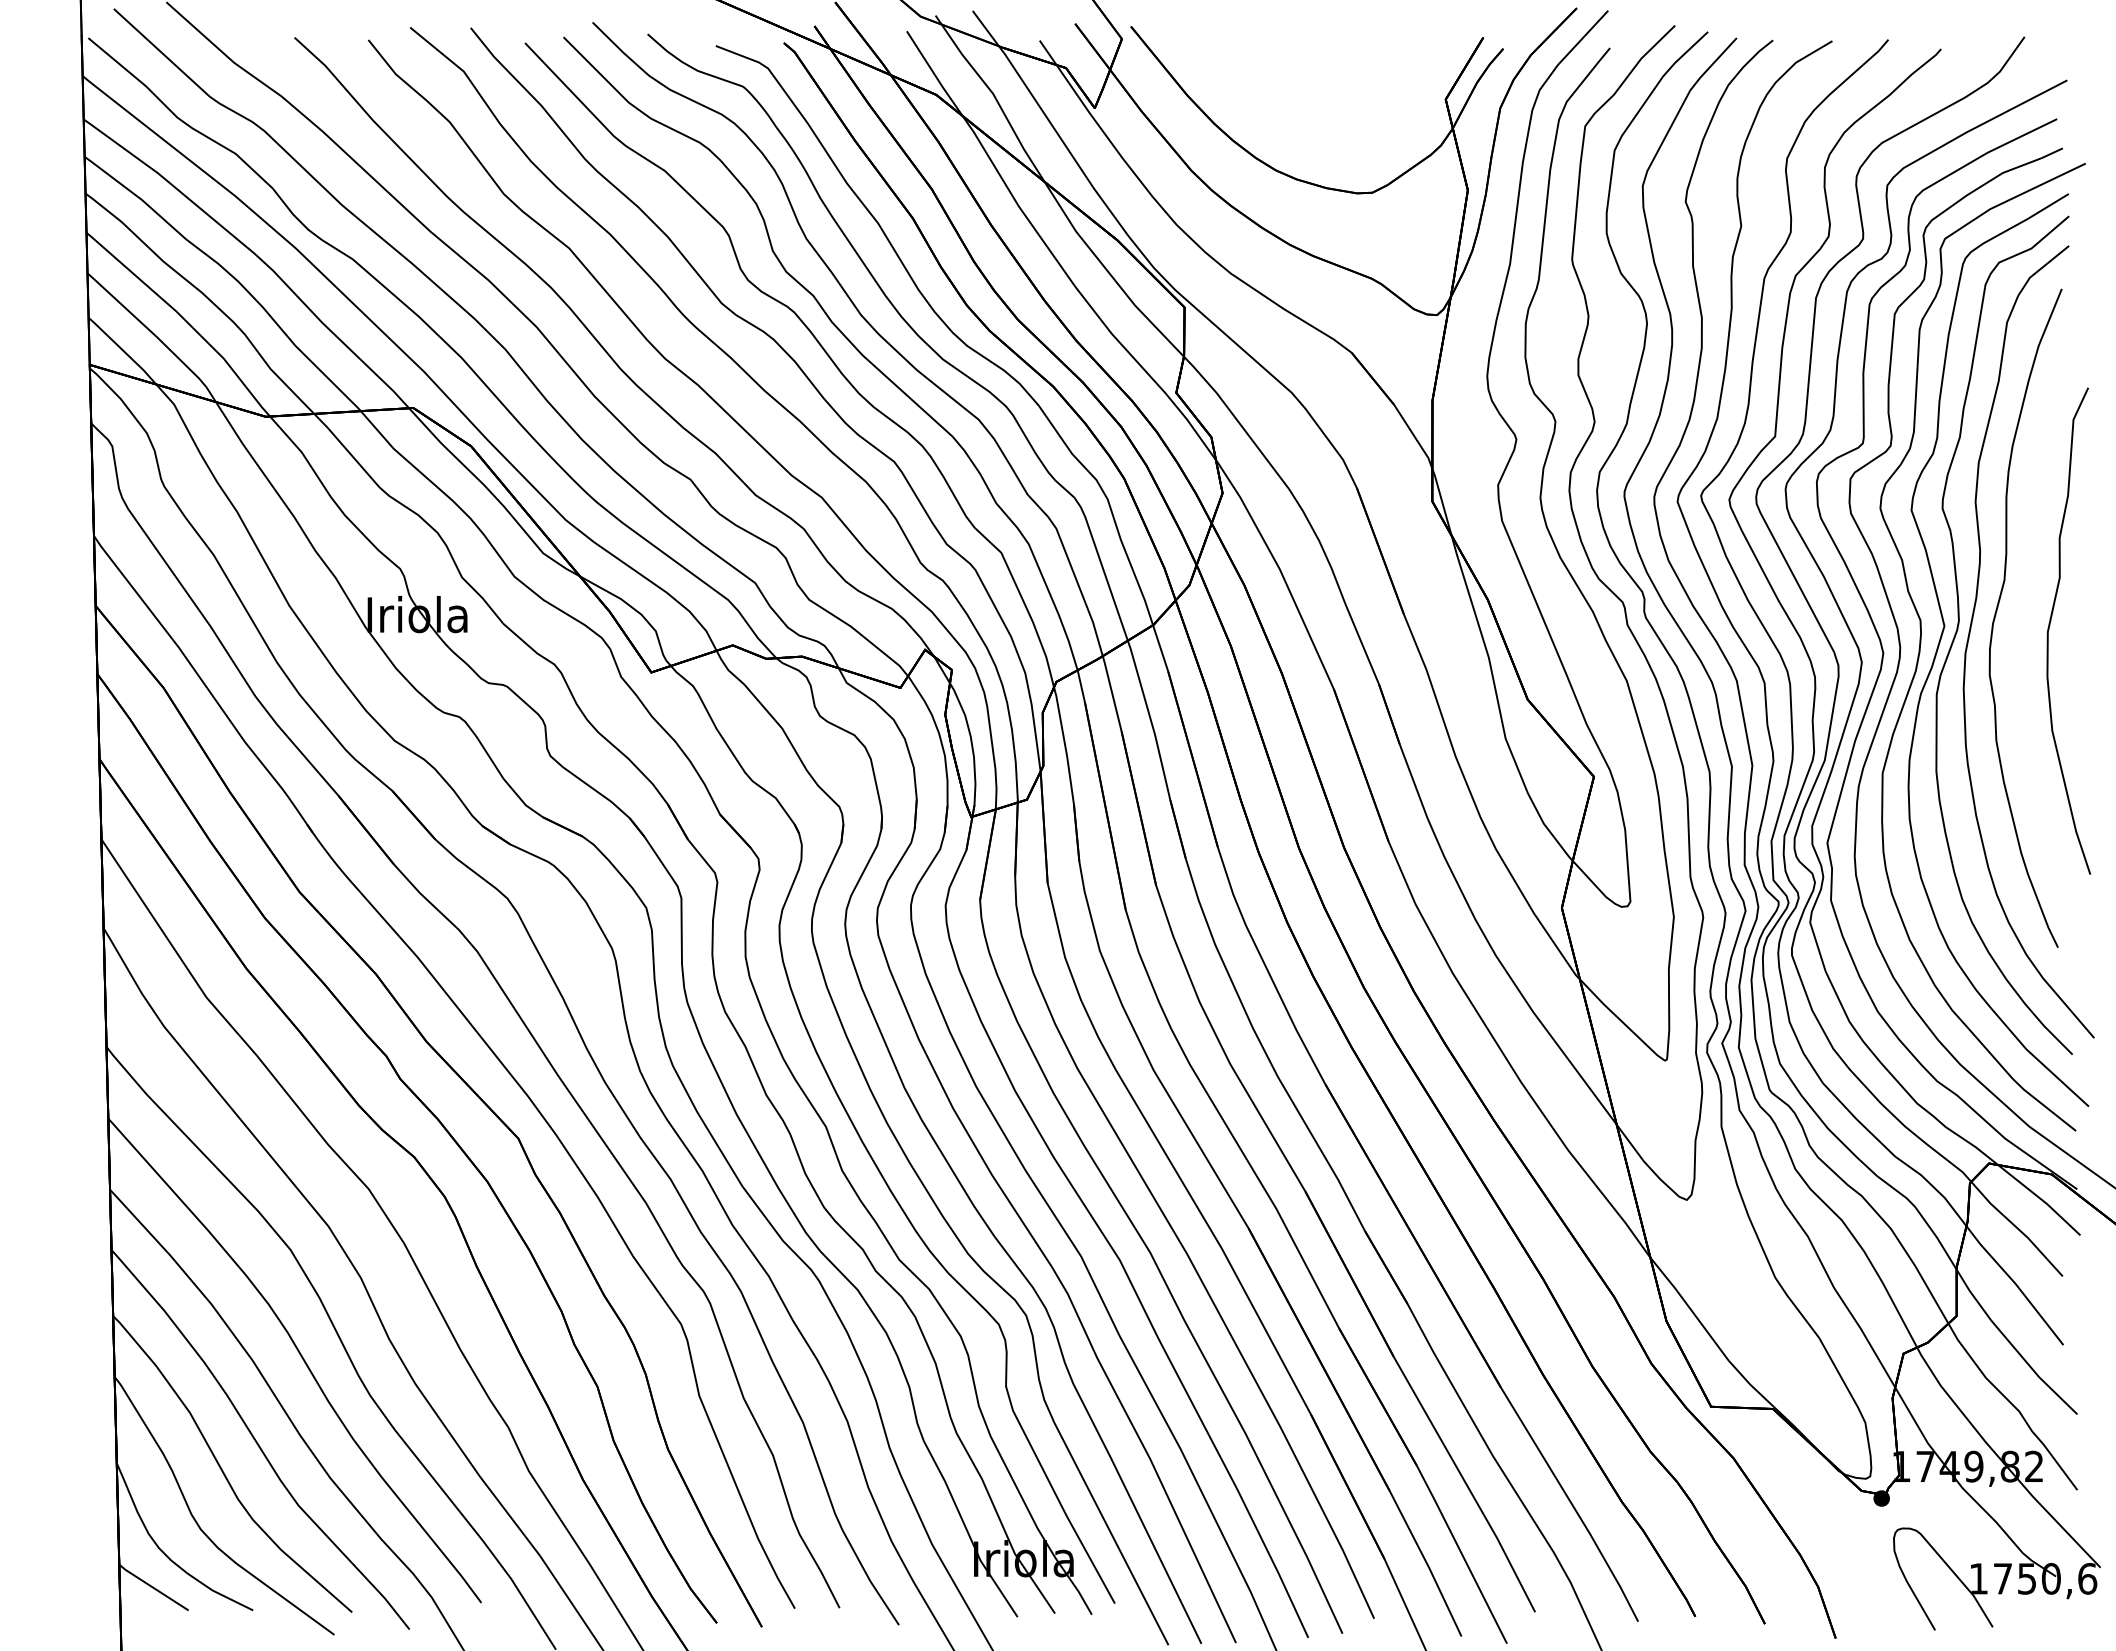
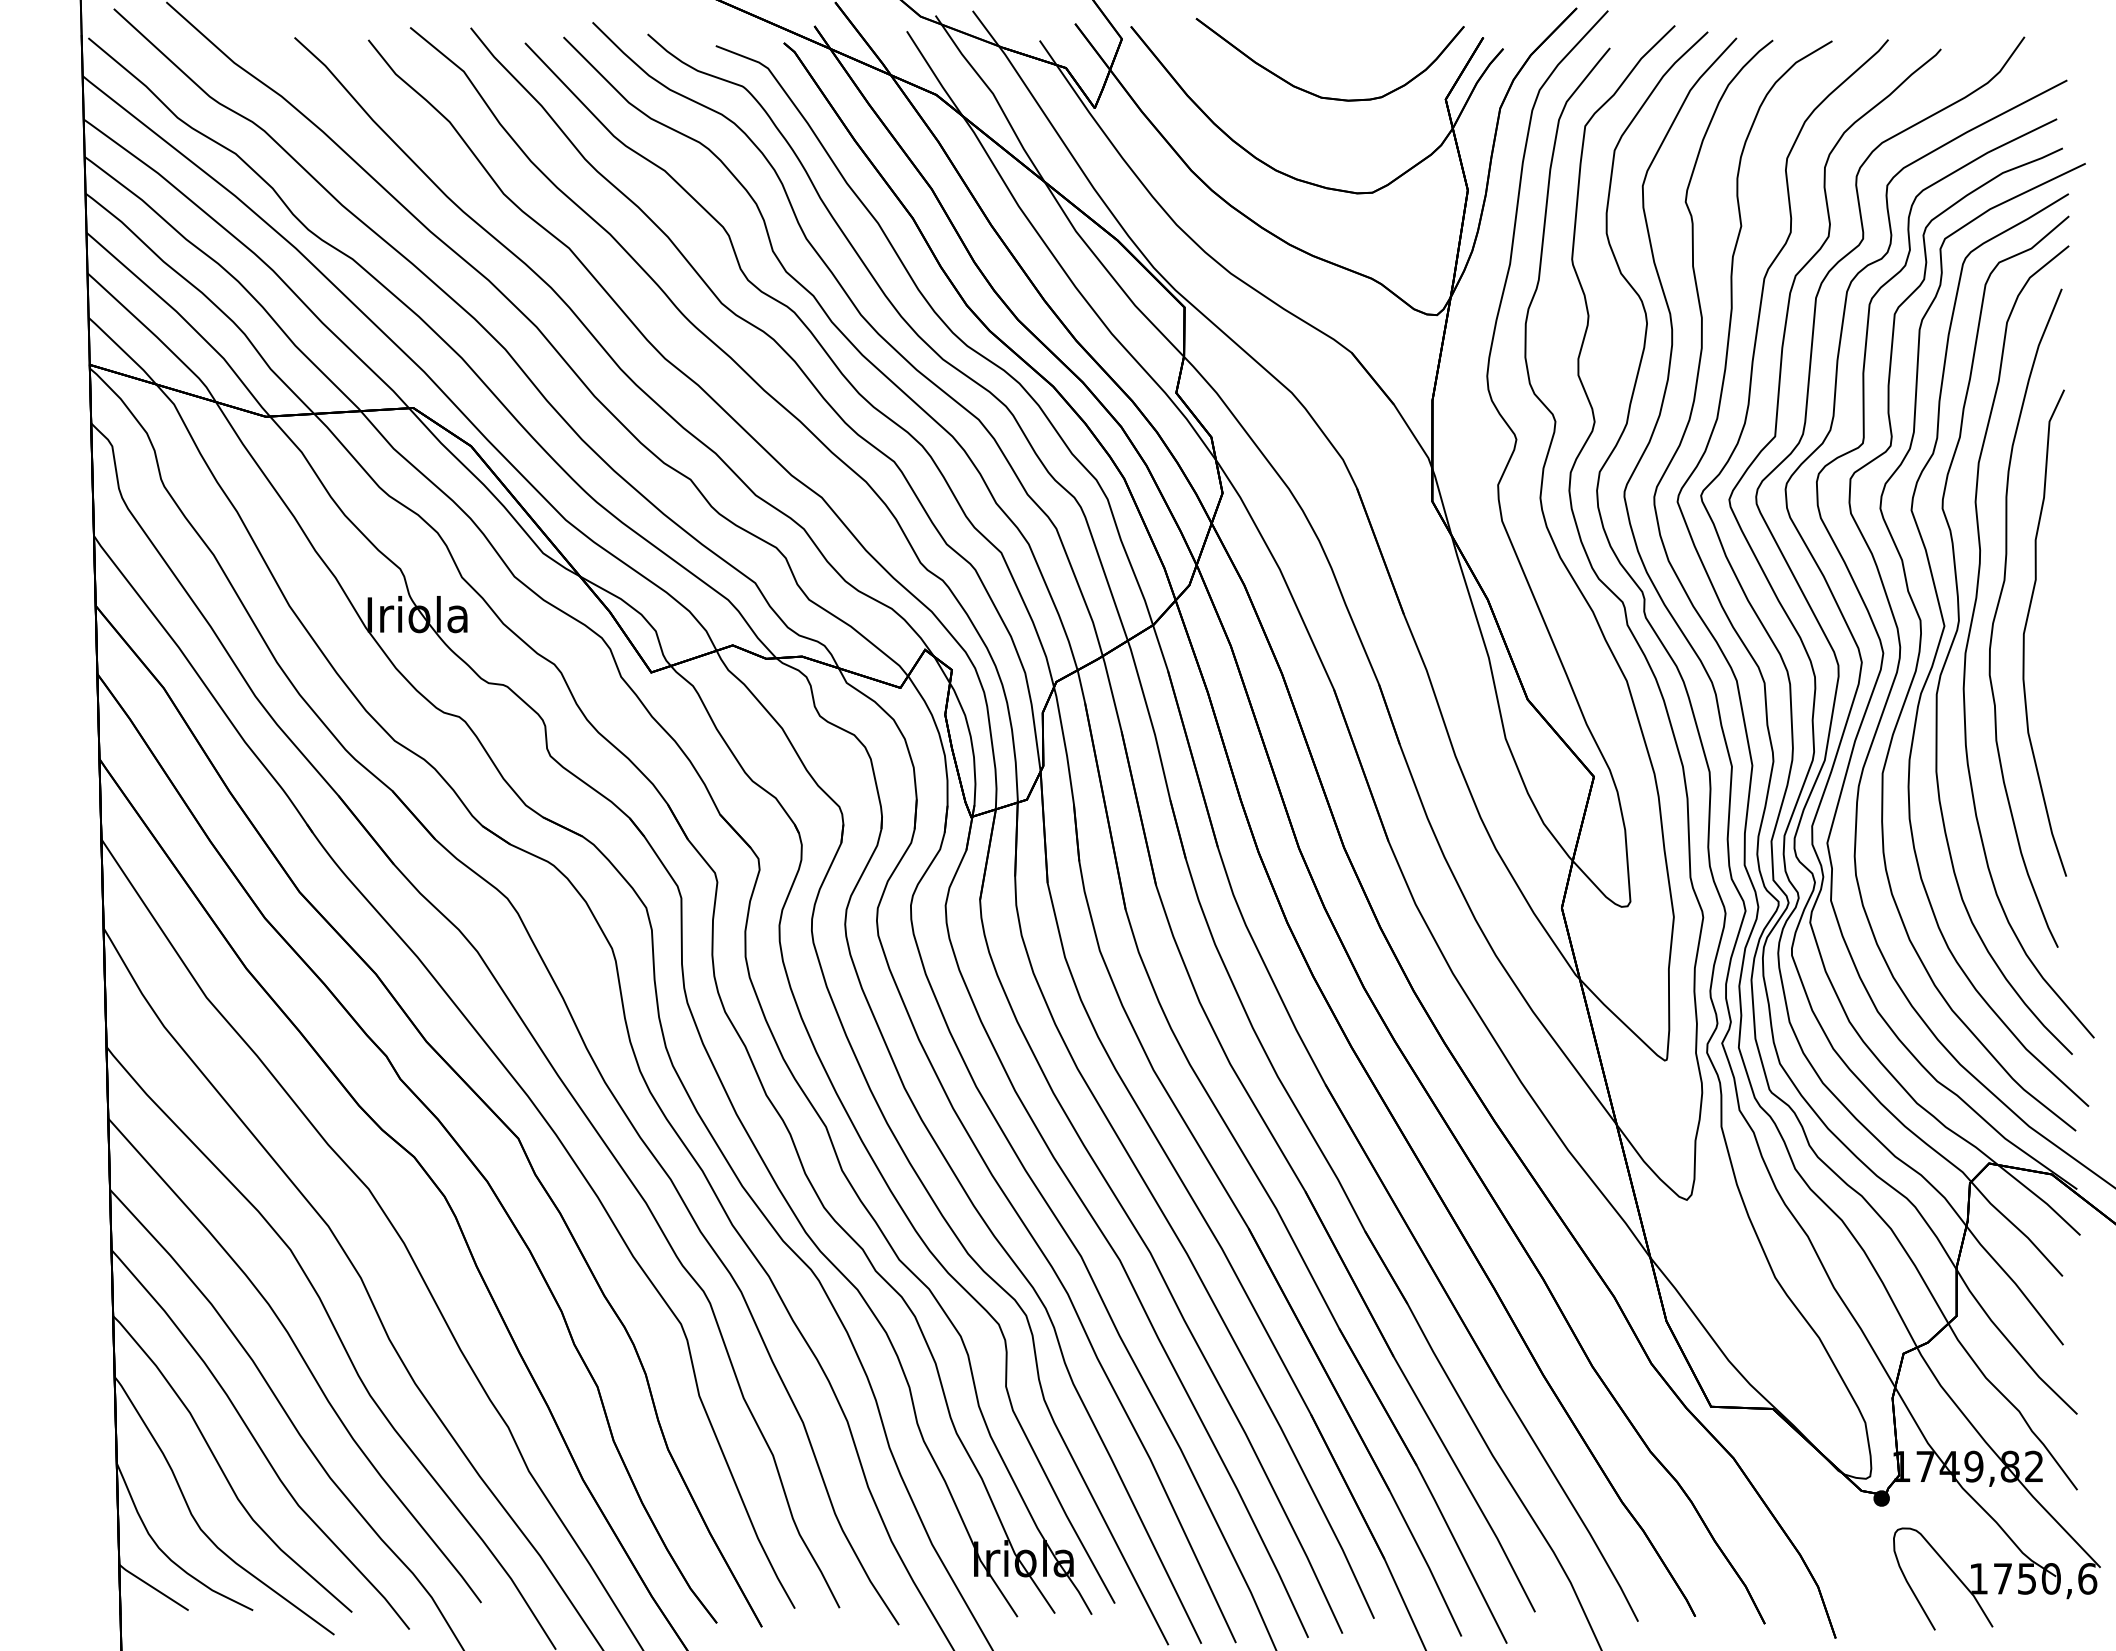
part: none -> present (1314, 93)
curve position: (2050, 625) -> (2026, 627) (2026, 627)
